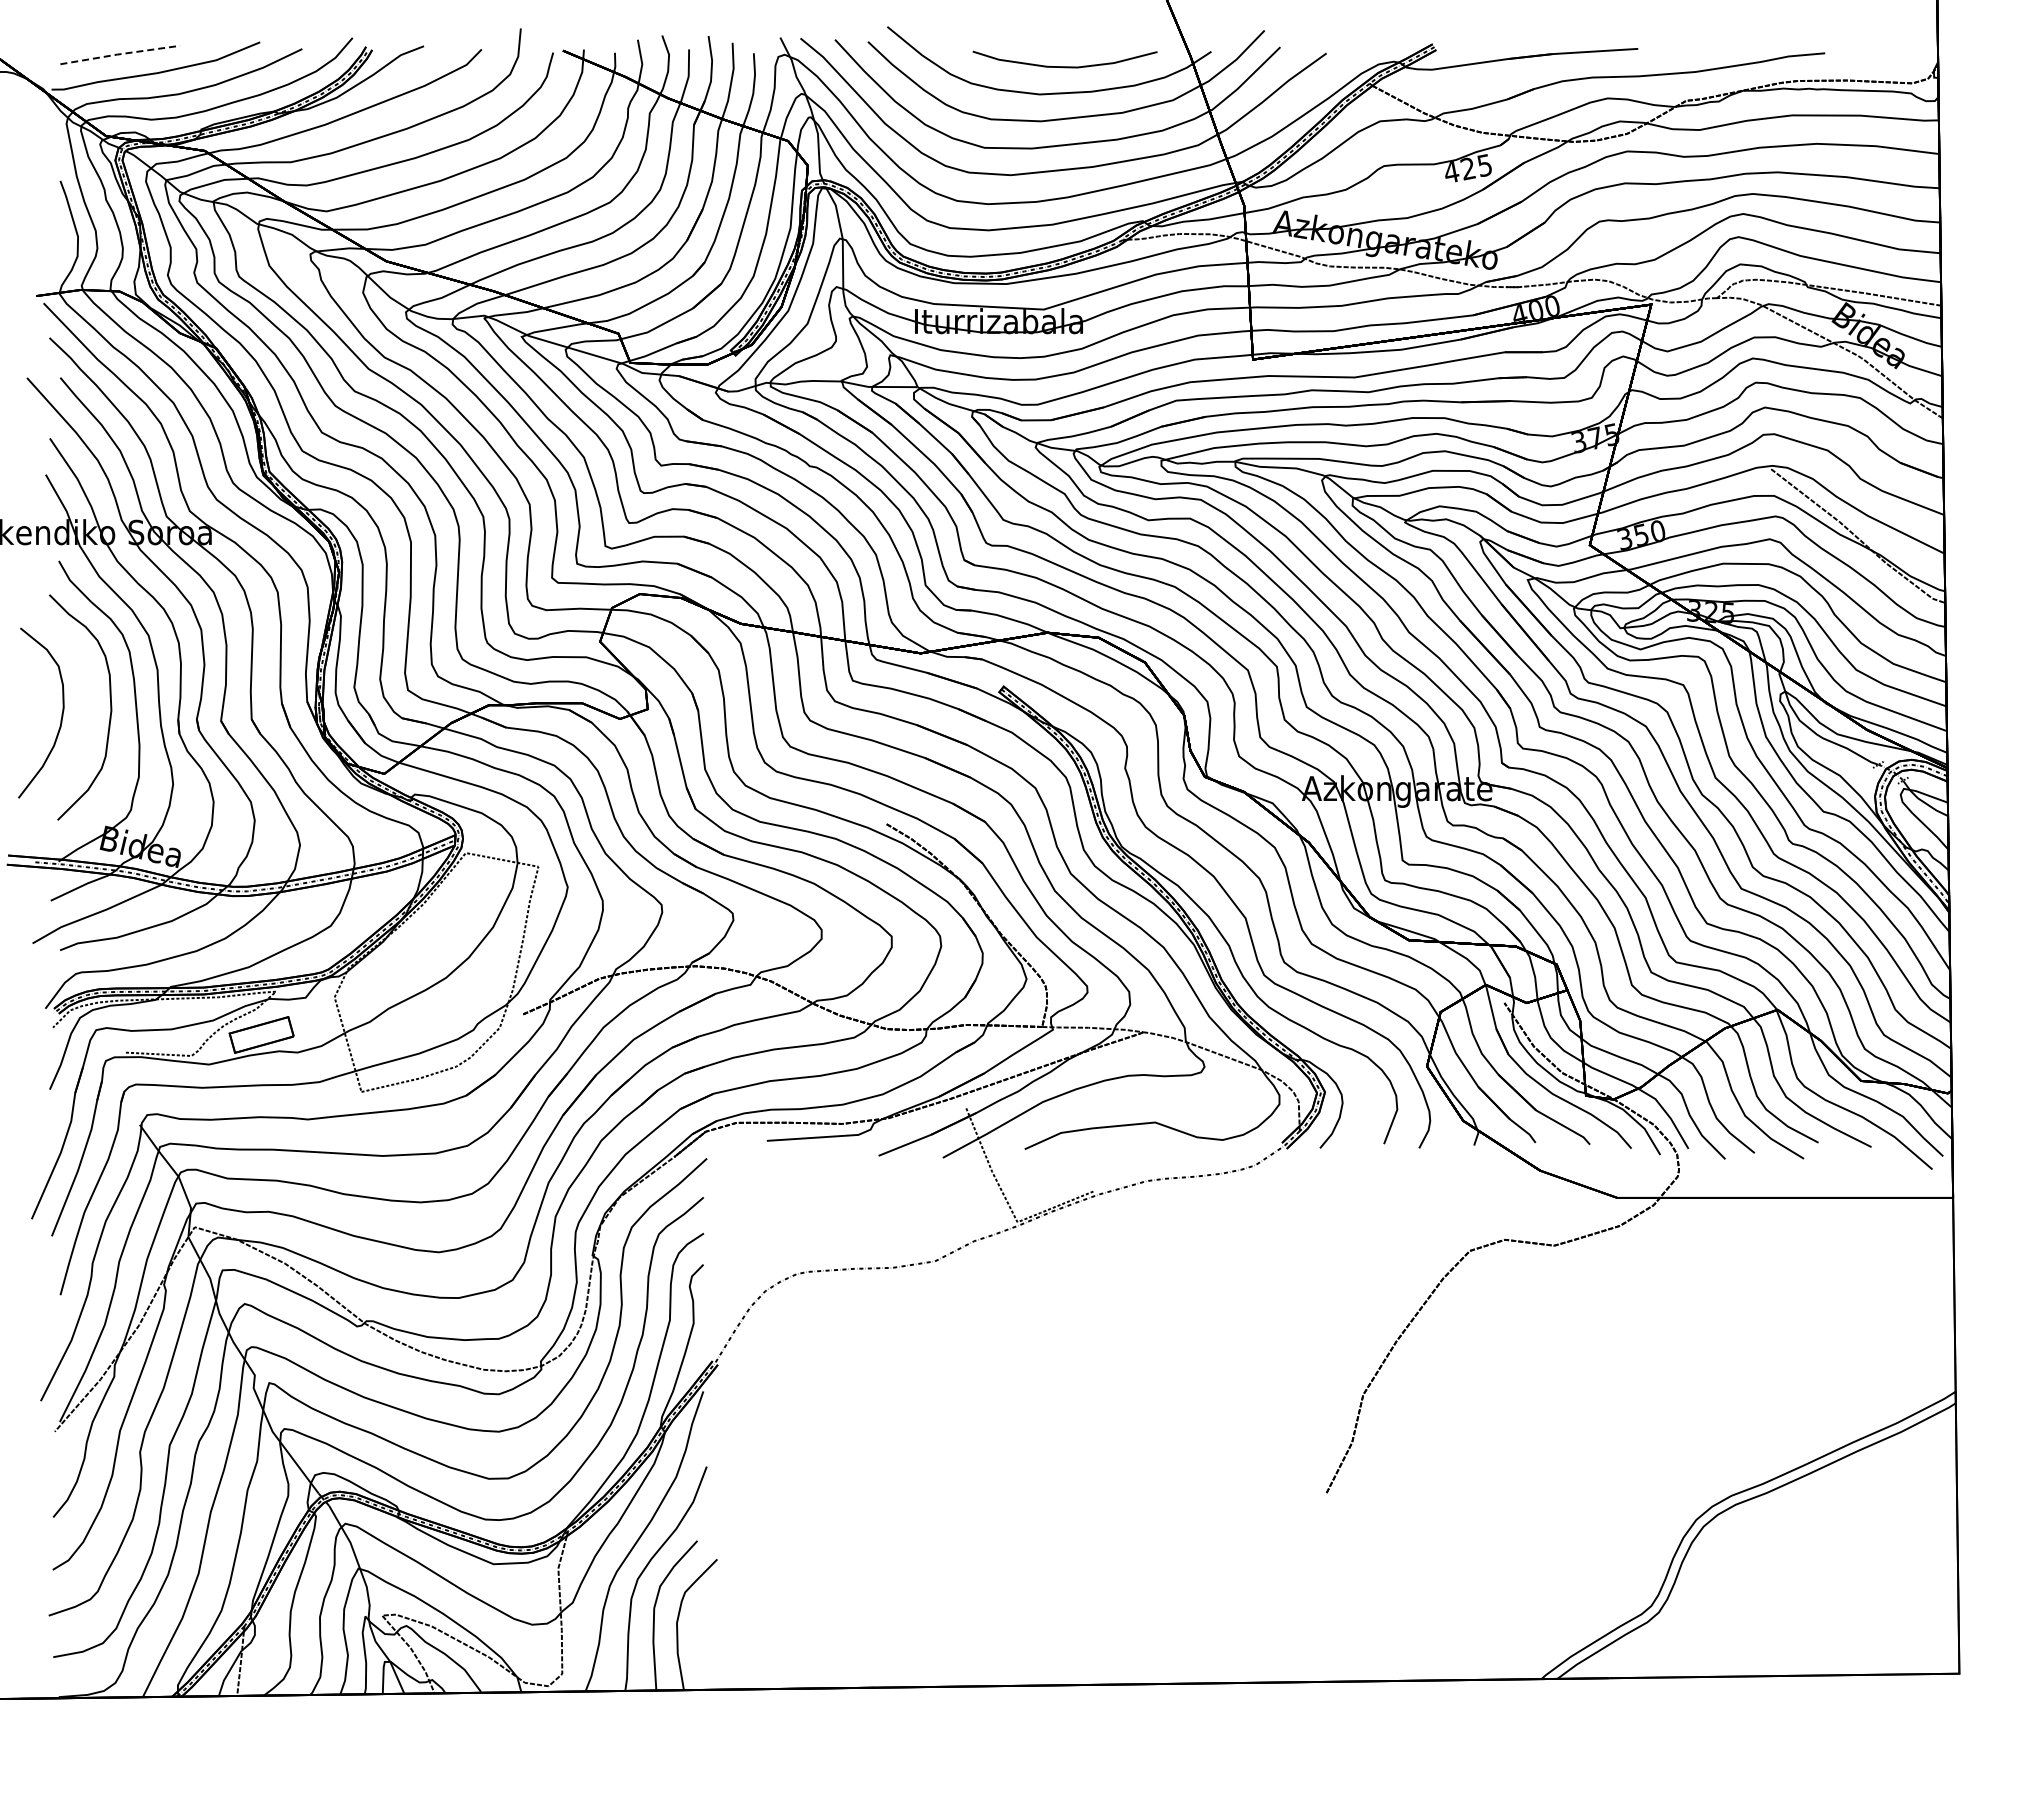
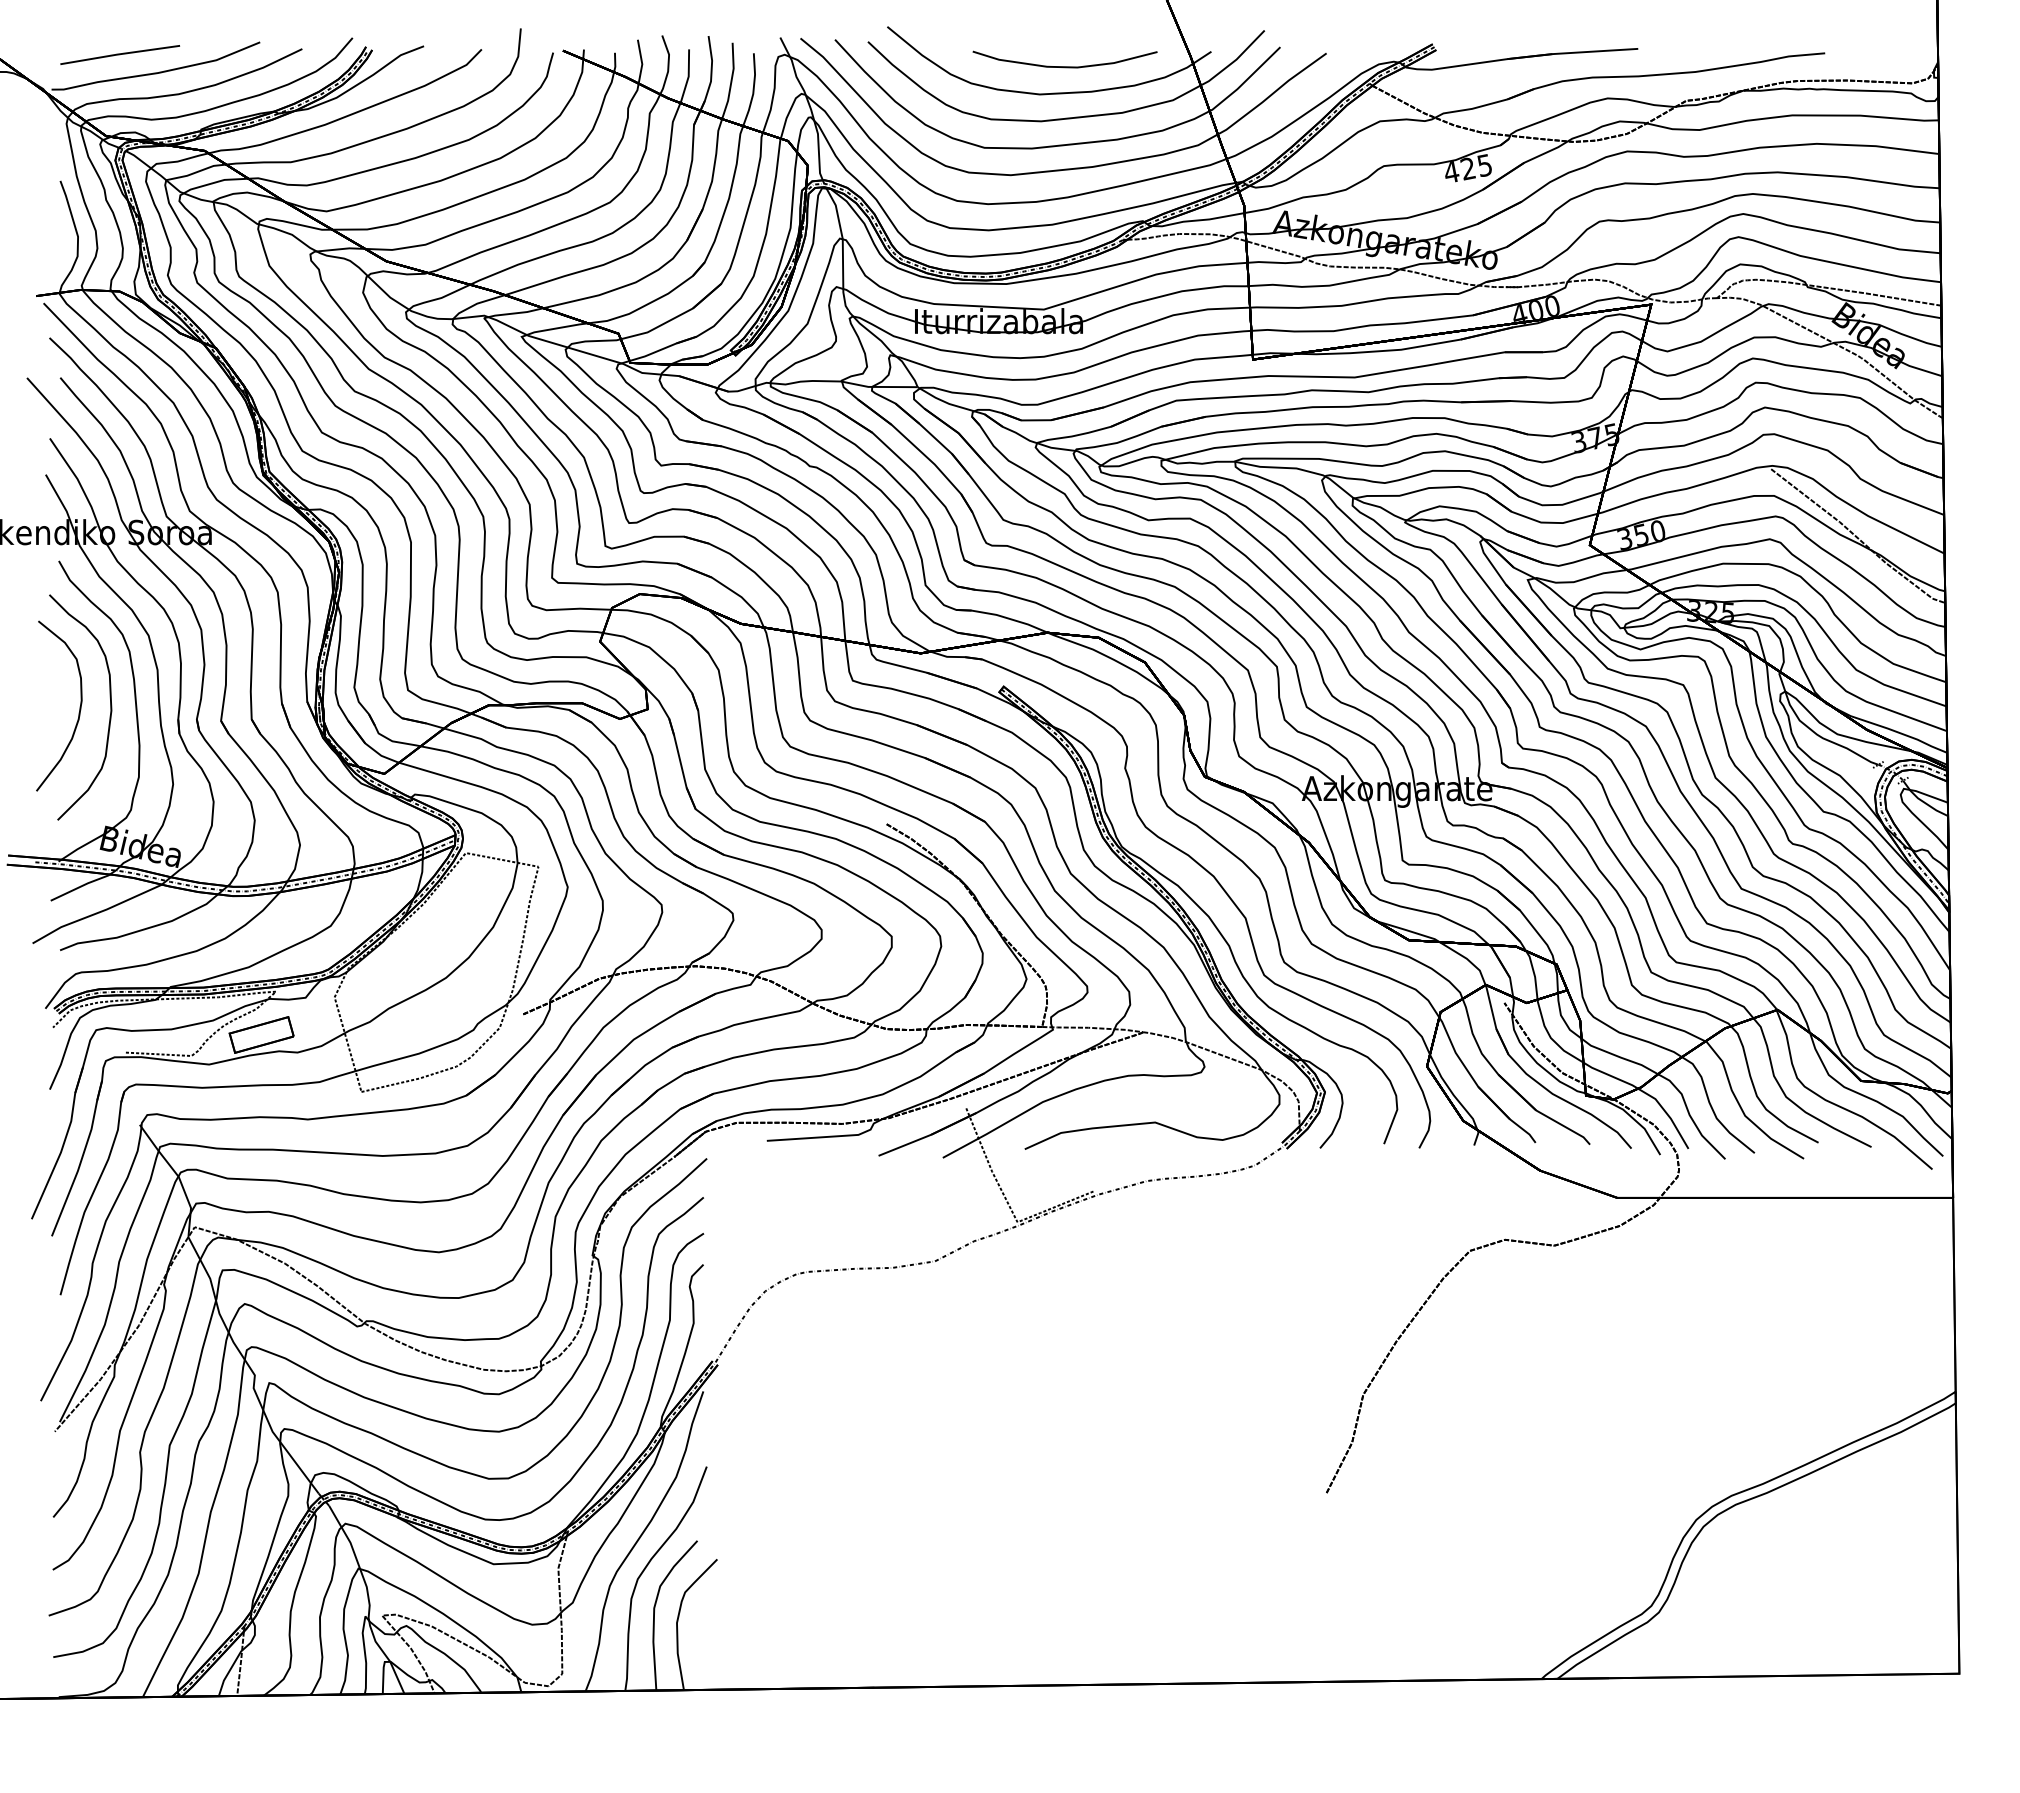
line: dashed -> solid (120, 54)
curve position: (61, 713) -> (79, 706) (79, 706)
